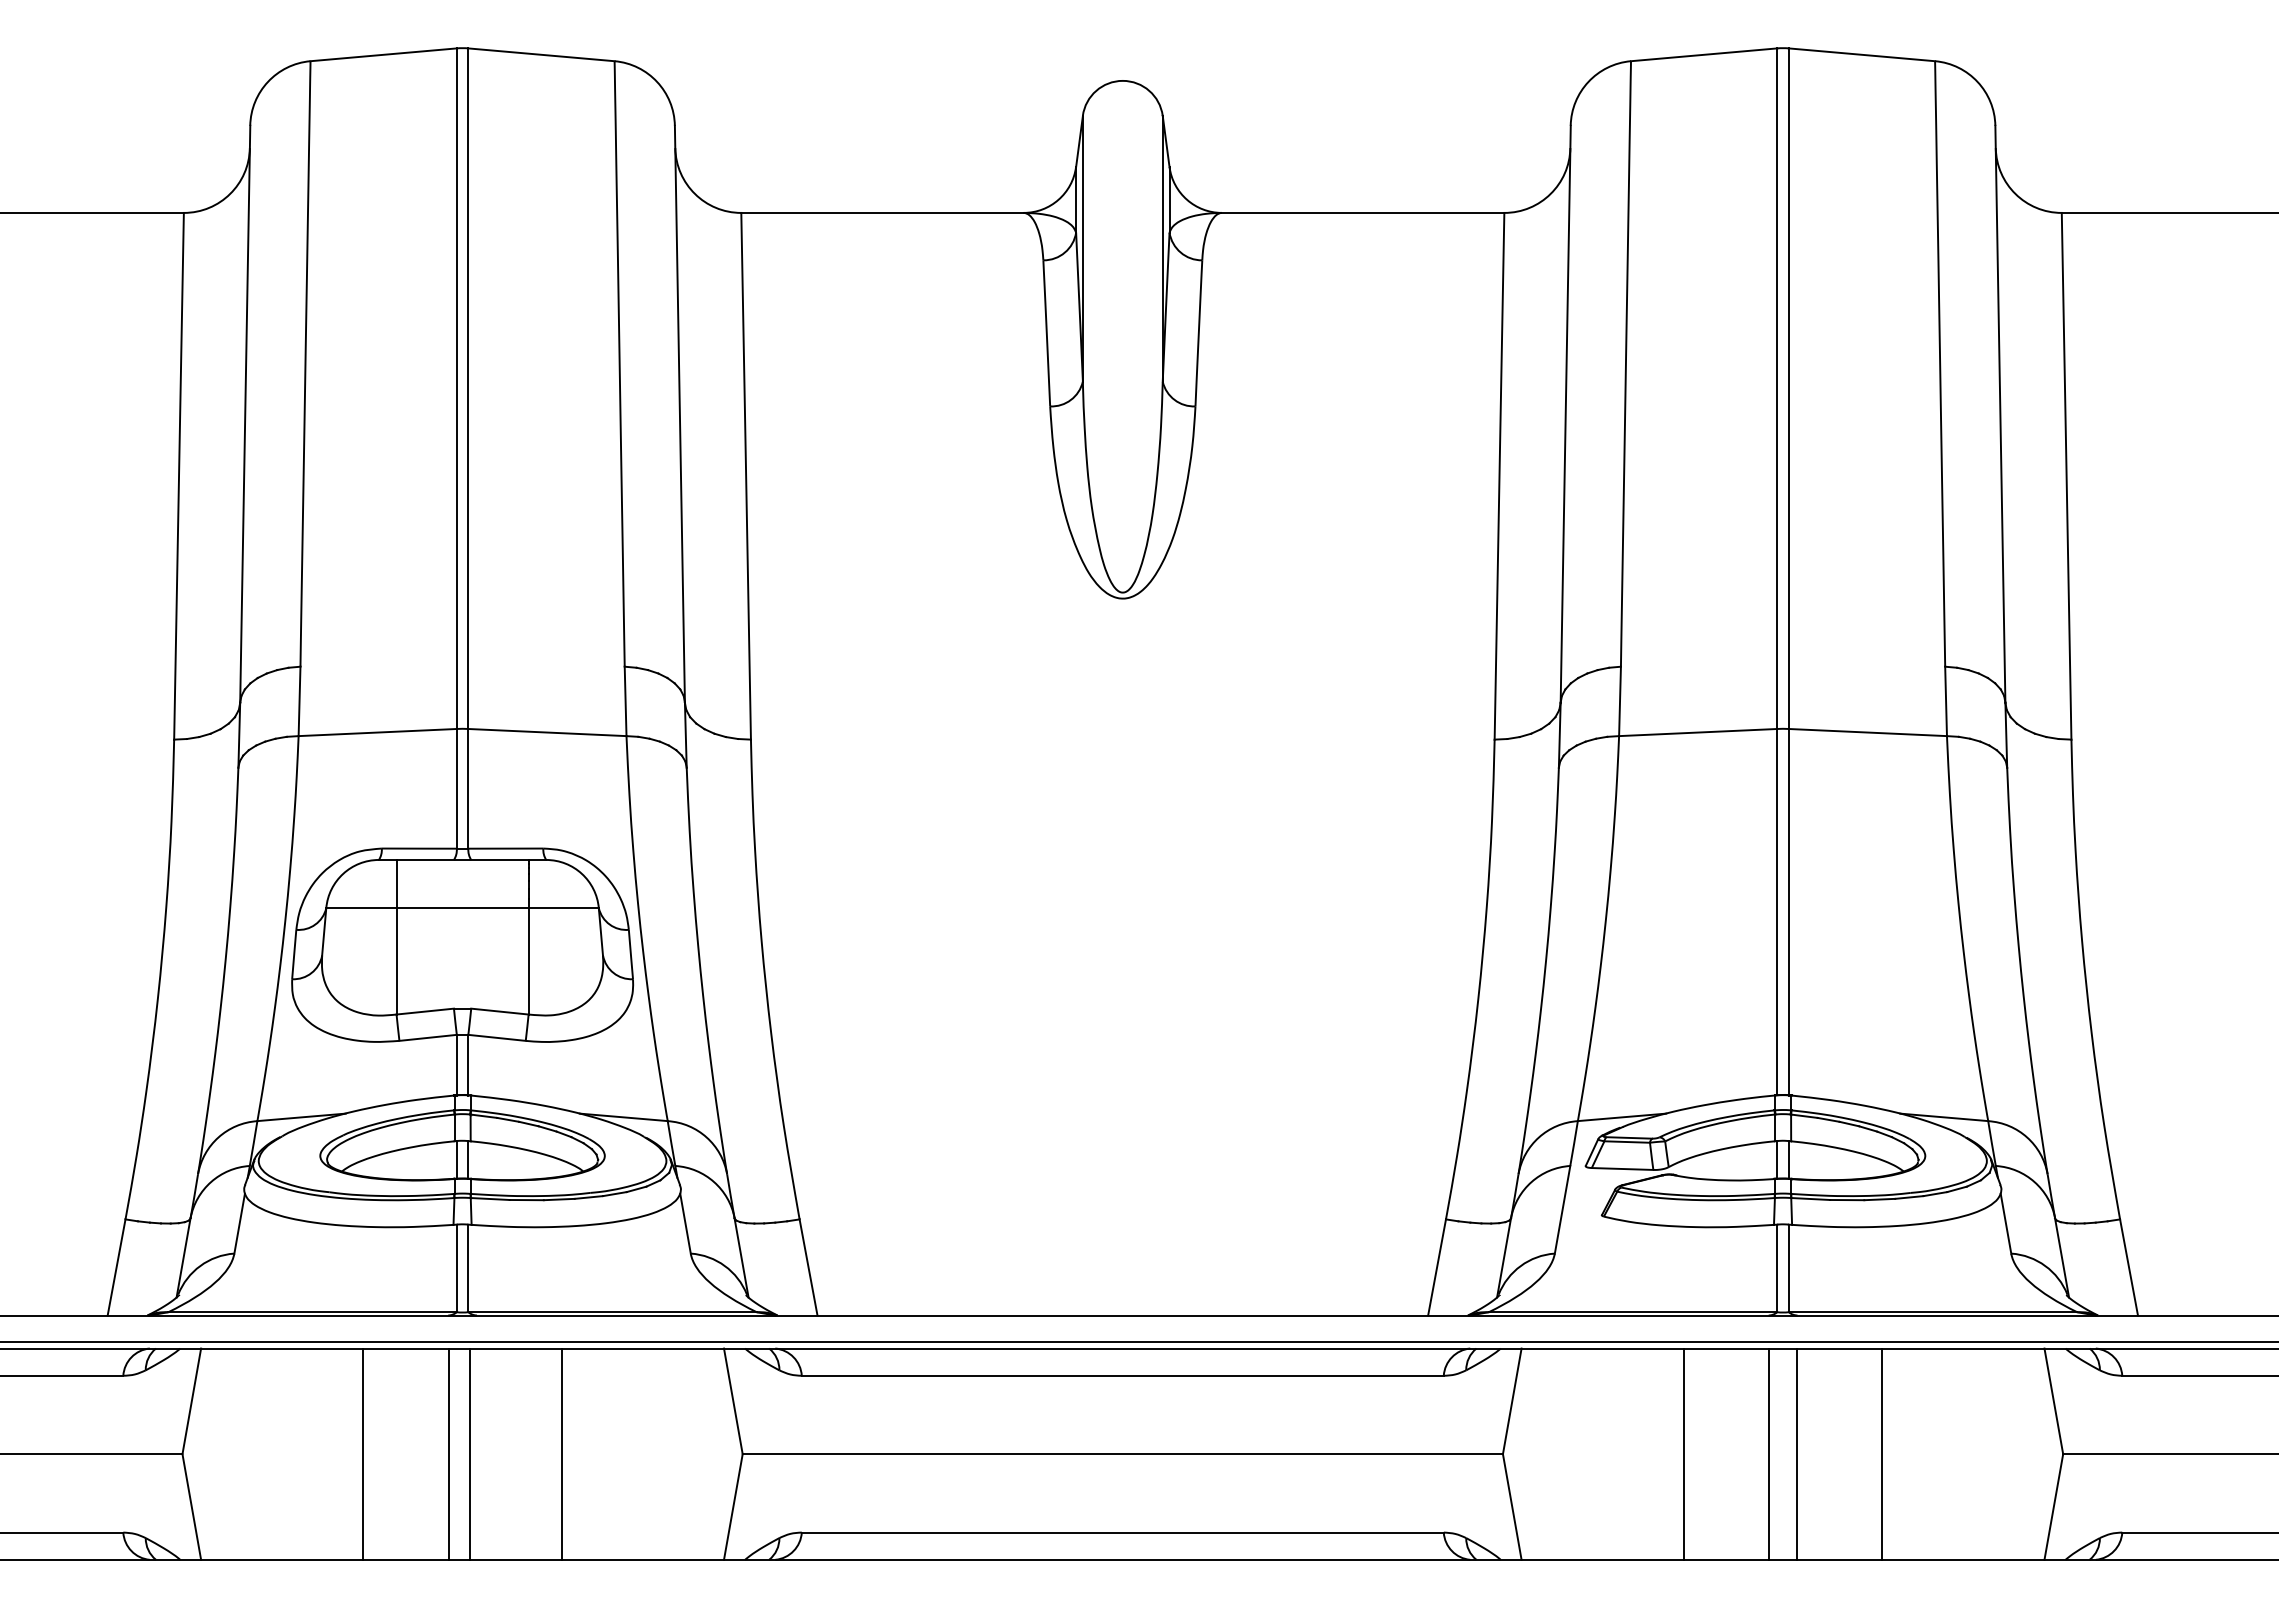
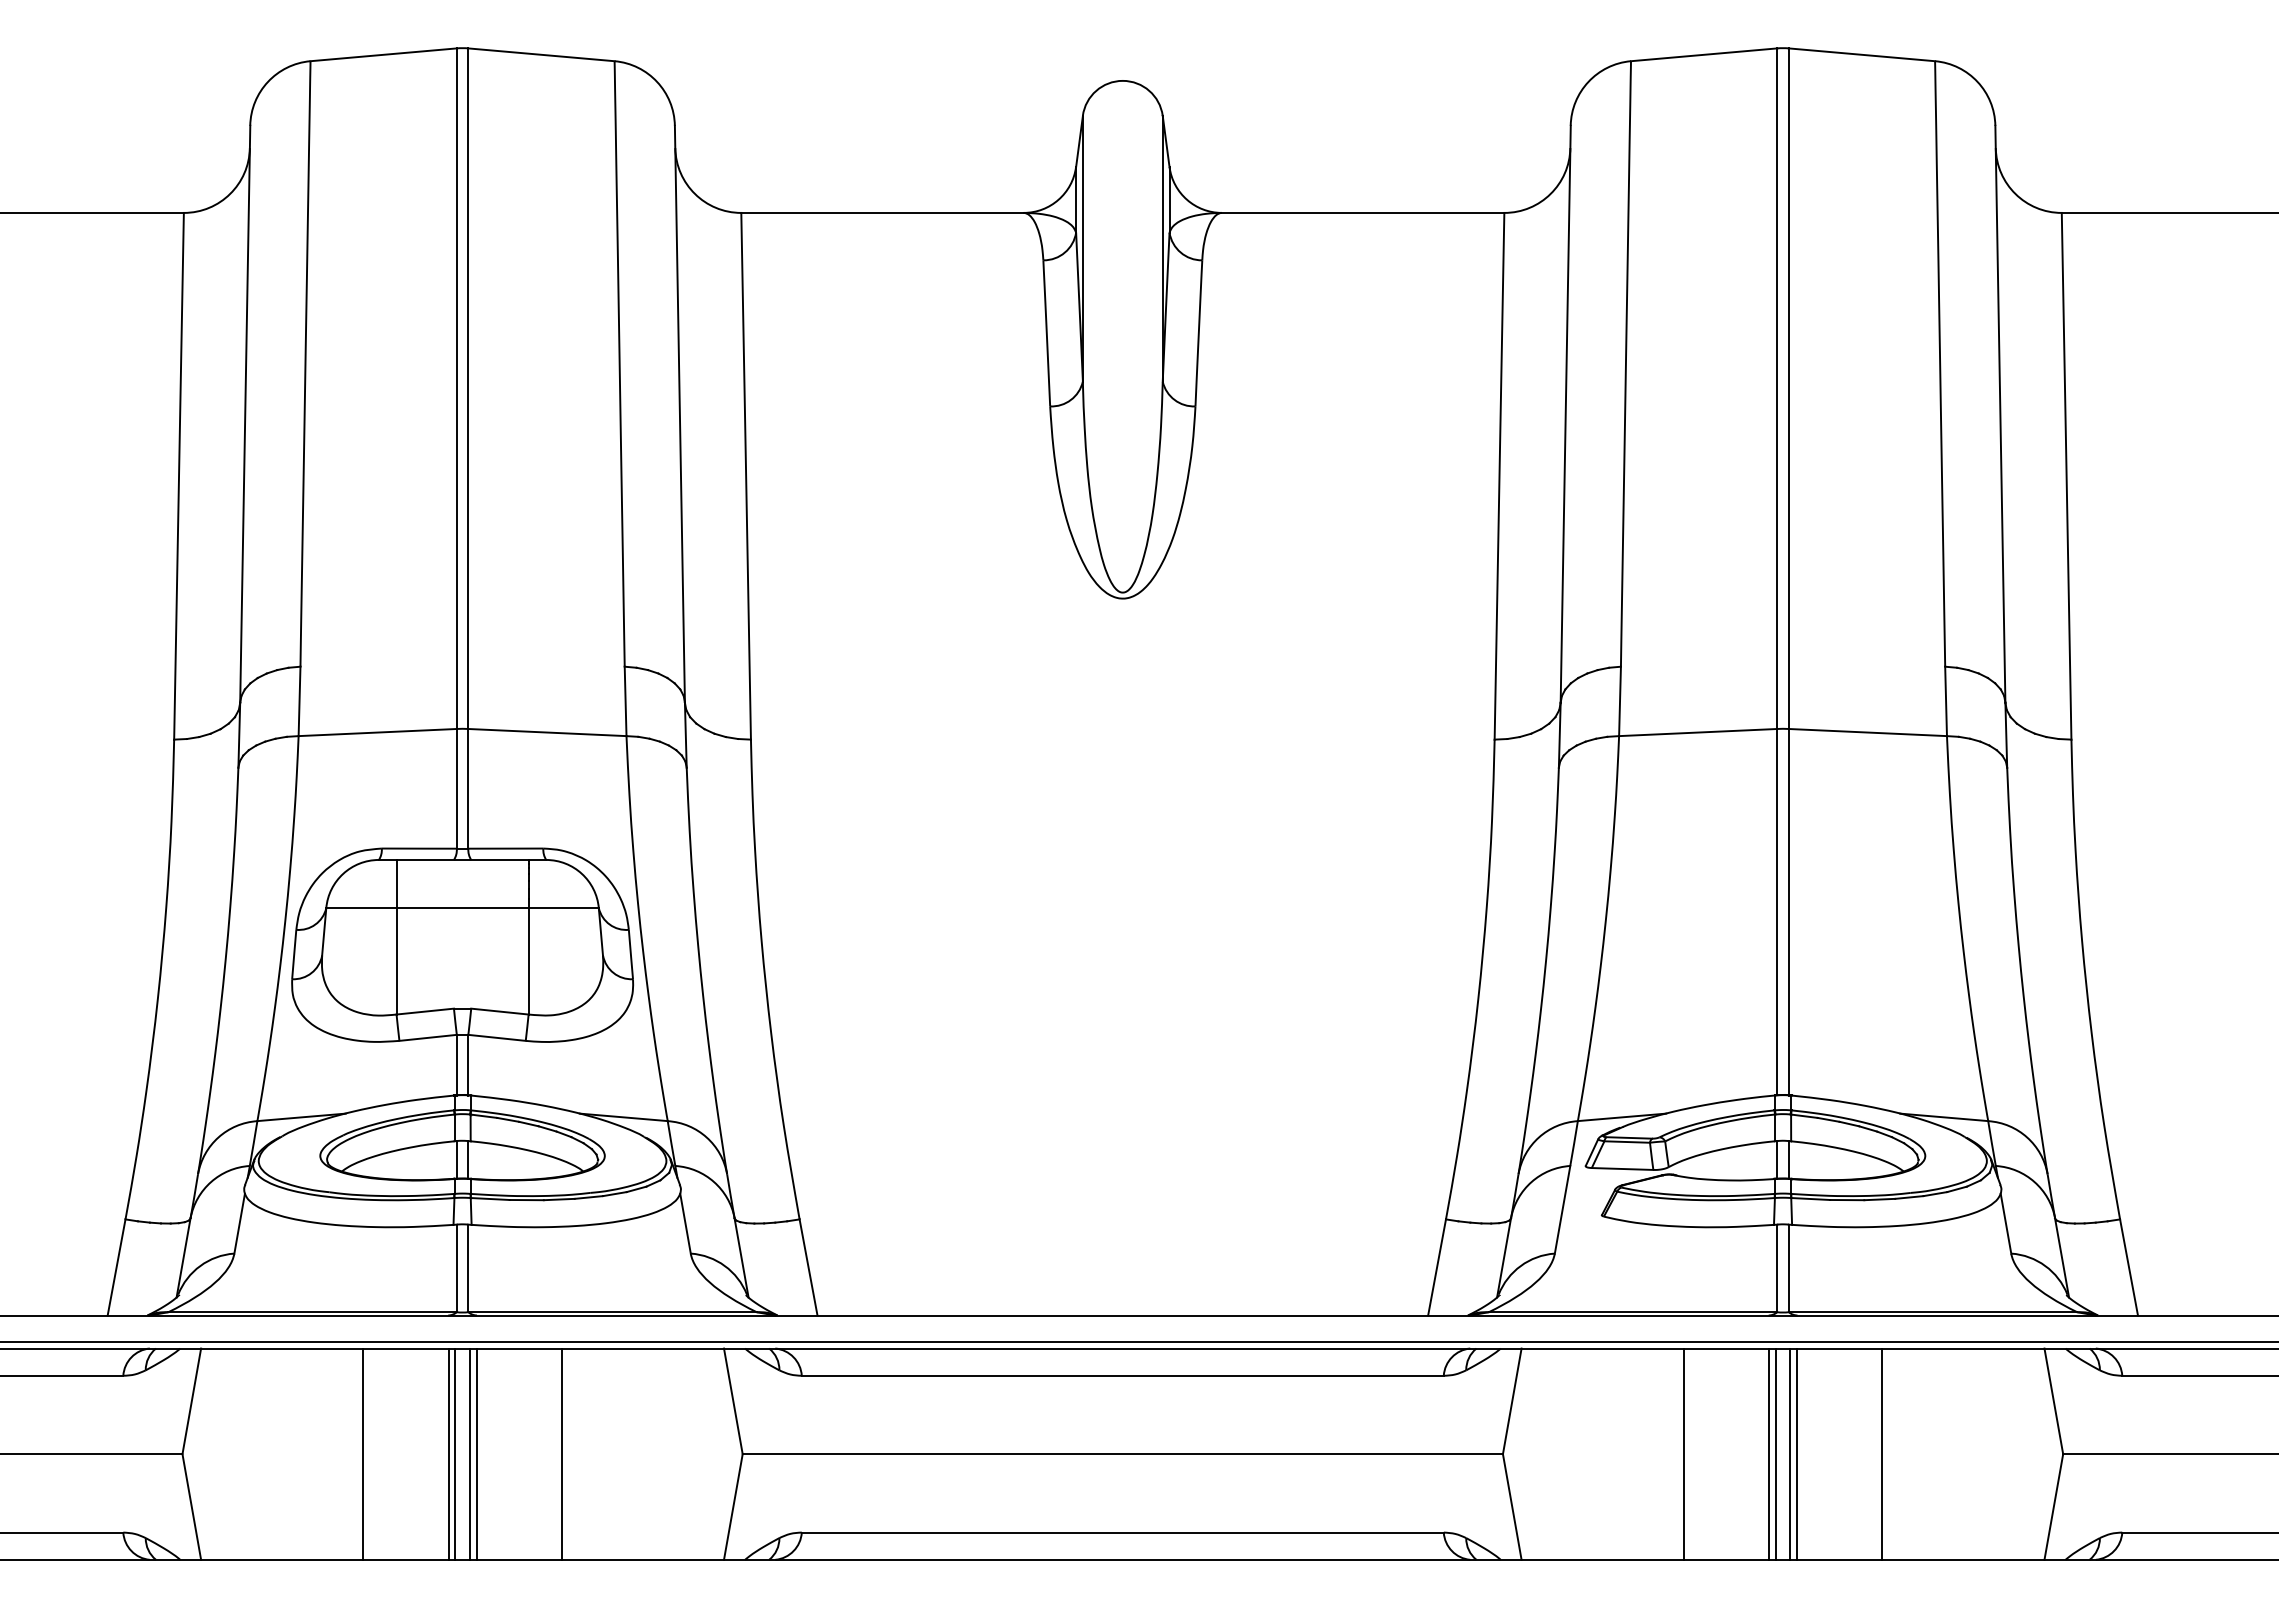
line: none -> present (455, 1453)
line: none -> present (476, 1453)
line: none -> present (1775, 1453)
line: none -> present (1790, 1453)
